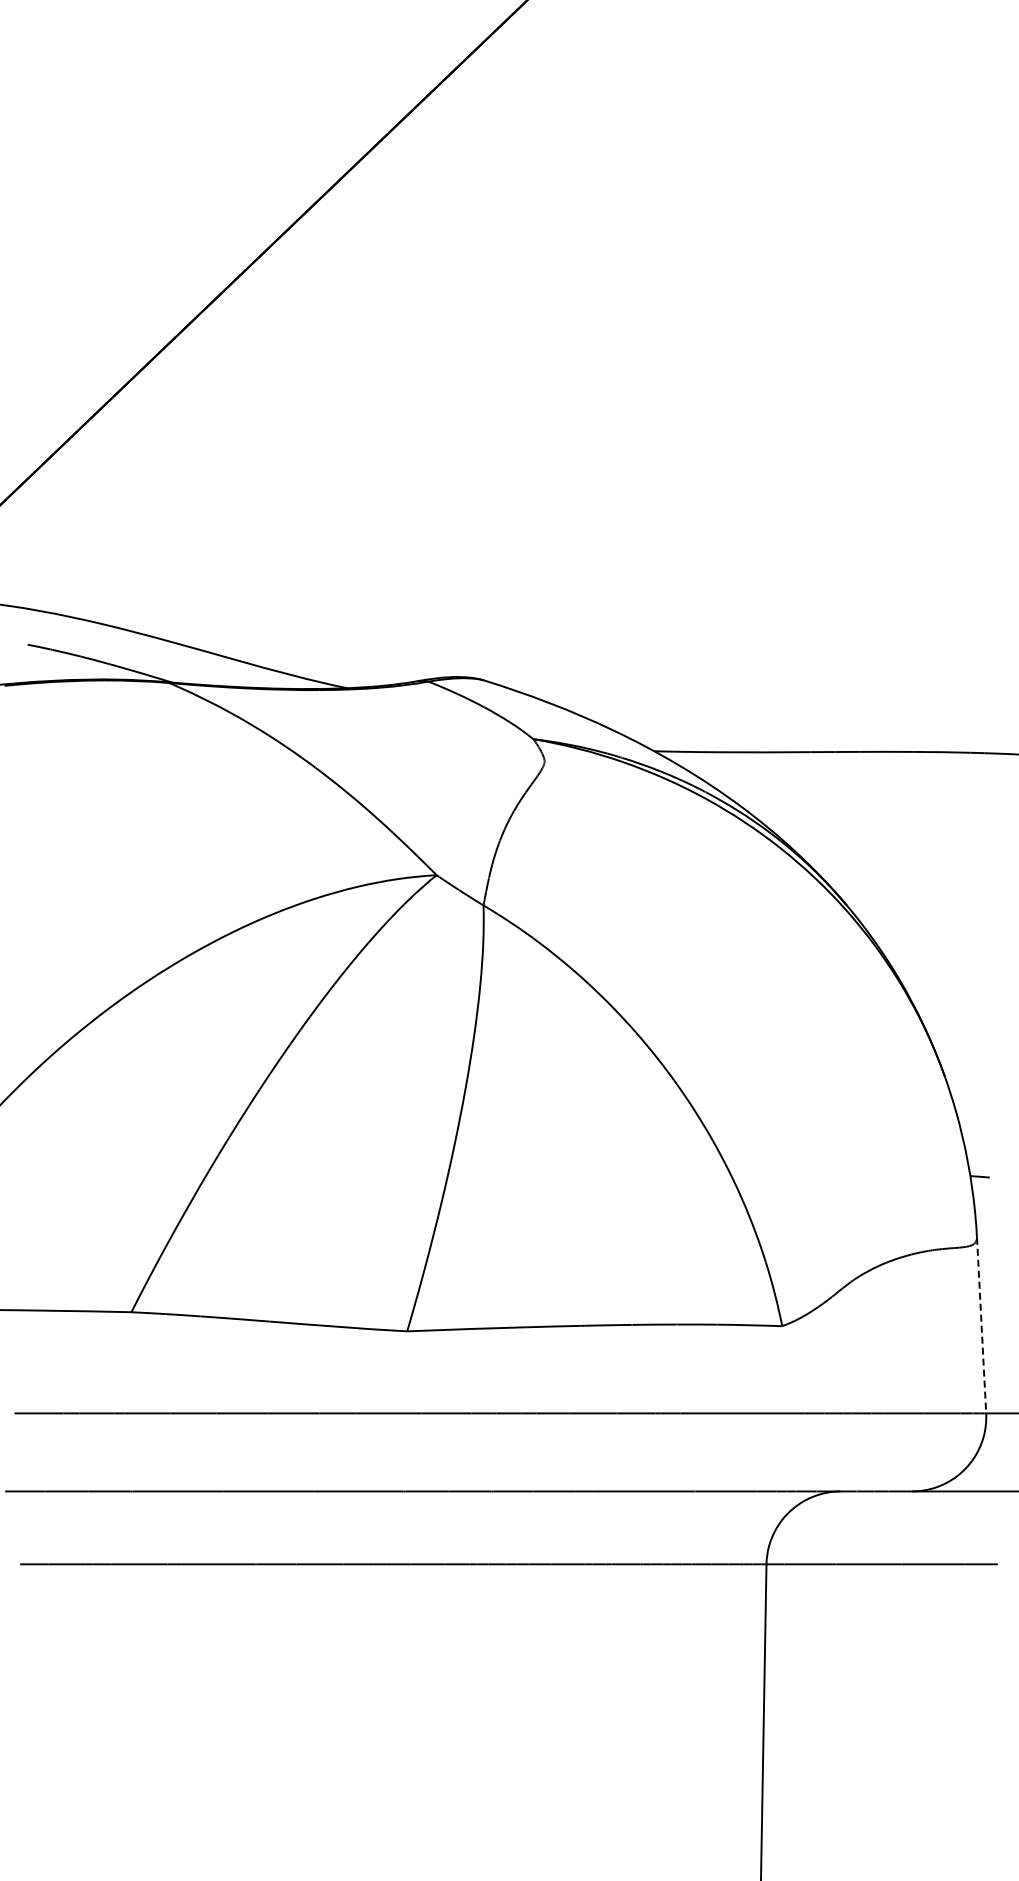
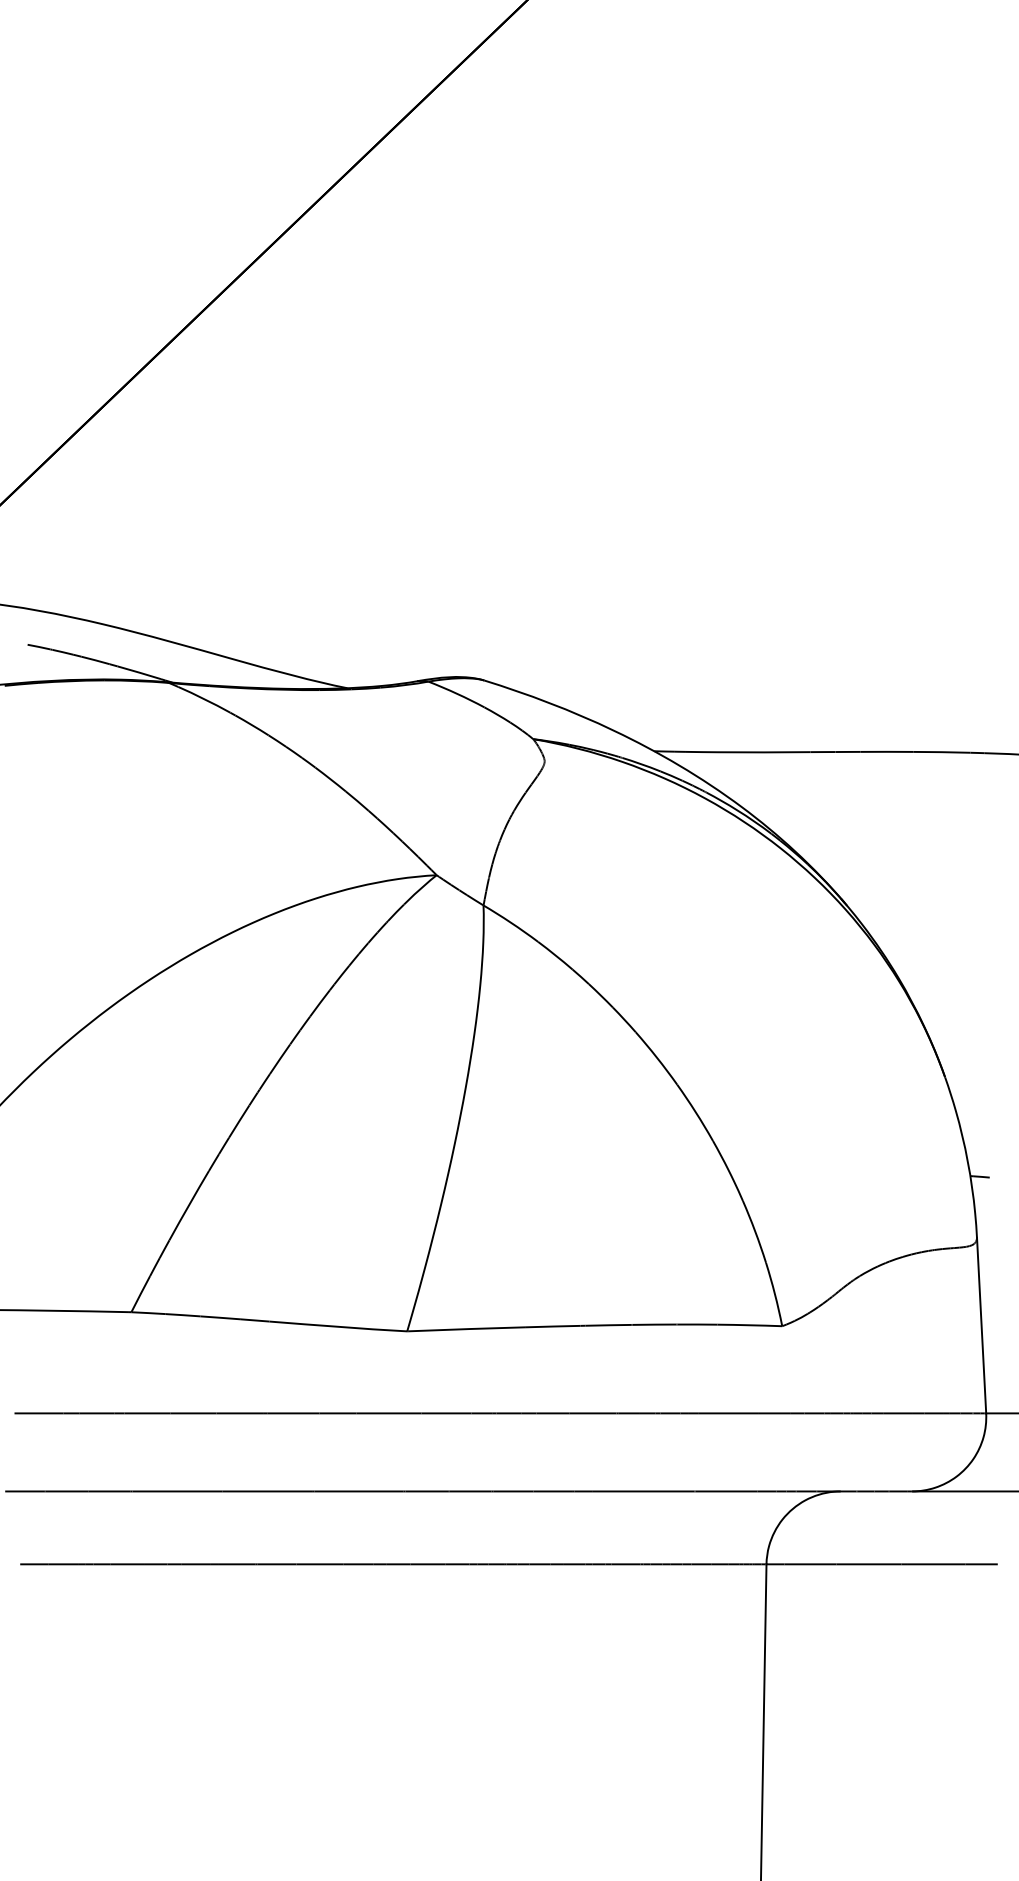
line: dashed -> solid (981, 1325)
